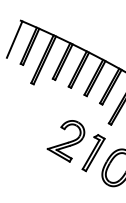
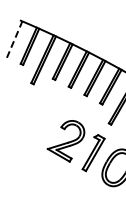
line: solid -> dashed (14, 39)
